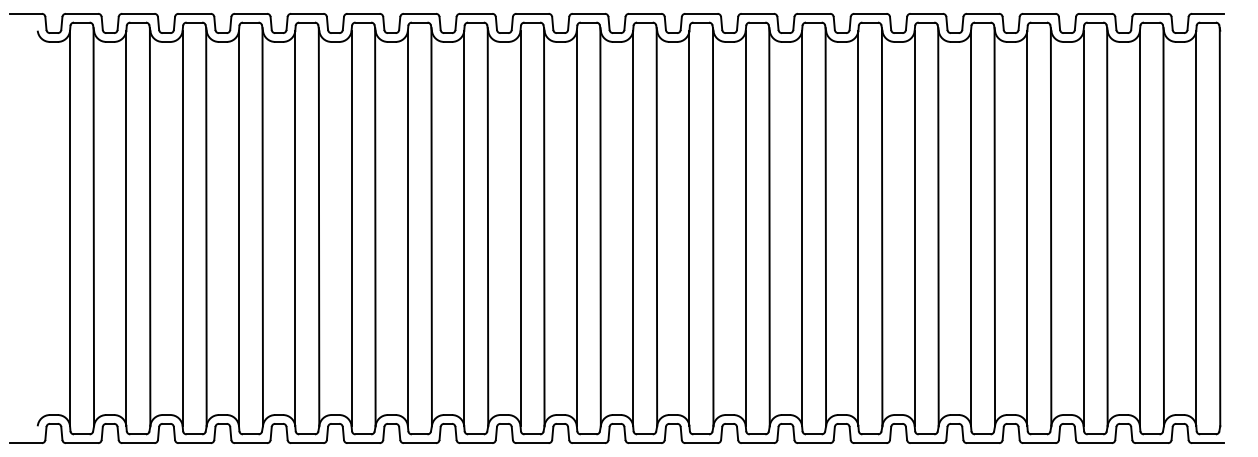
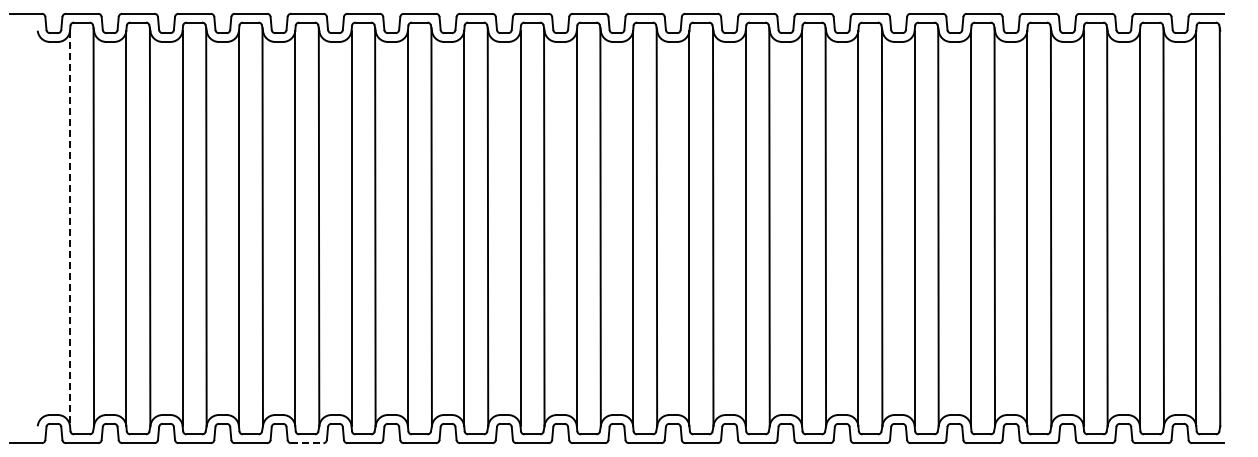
line: solid -> dashed (70, 228)
line: solid -> dashed (307, 443)
